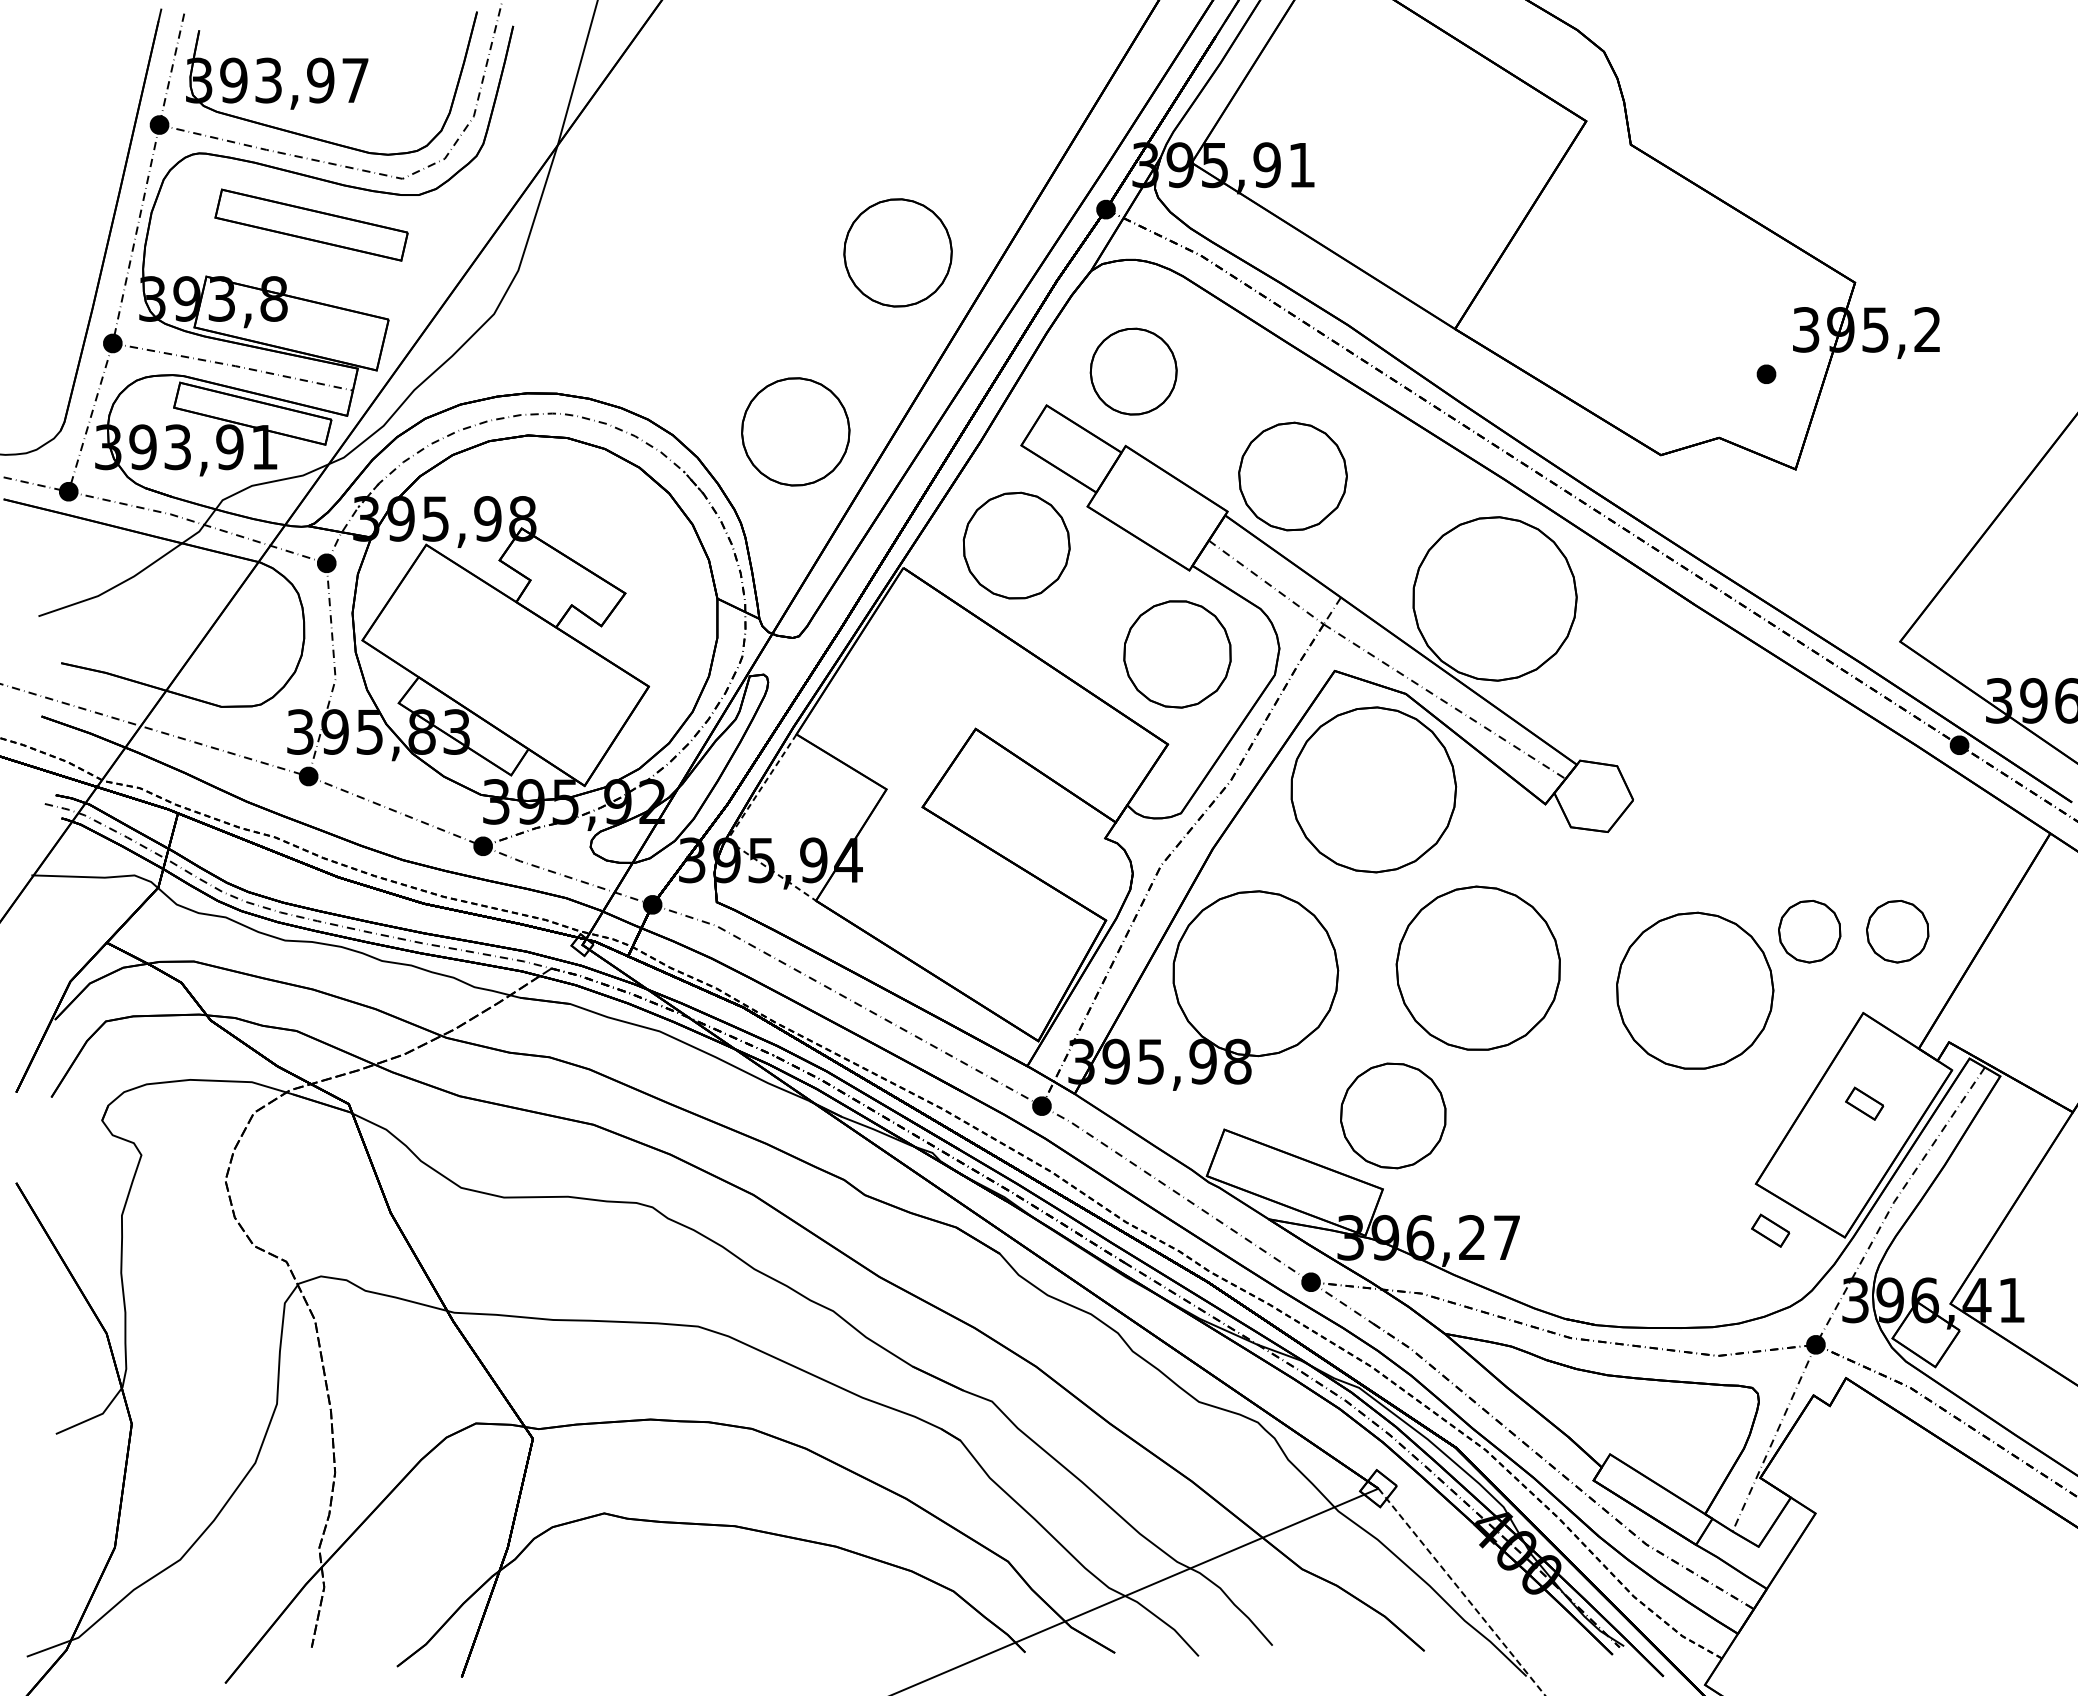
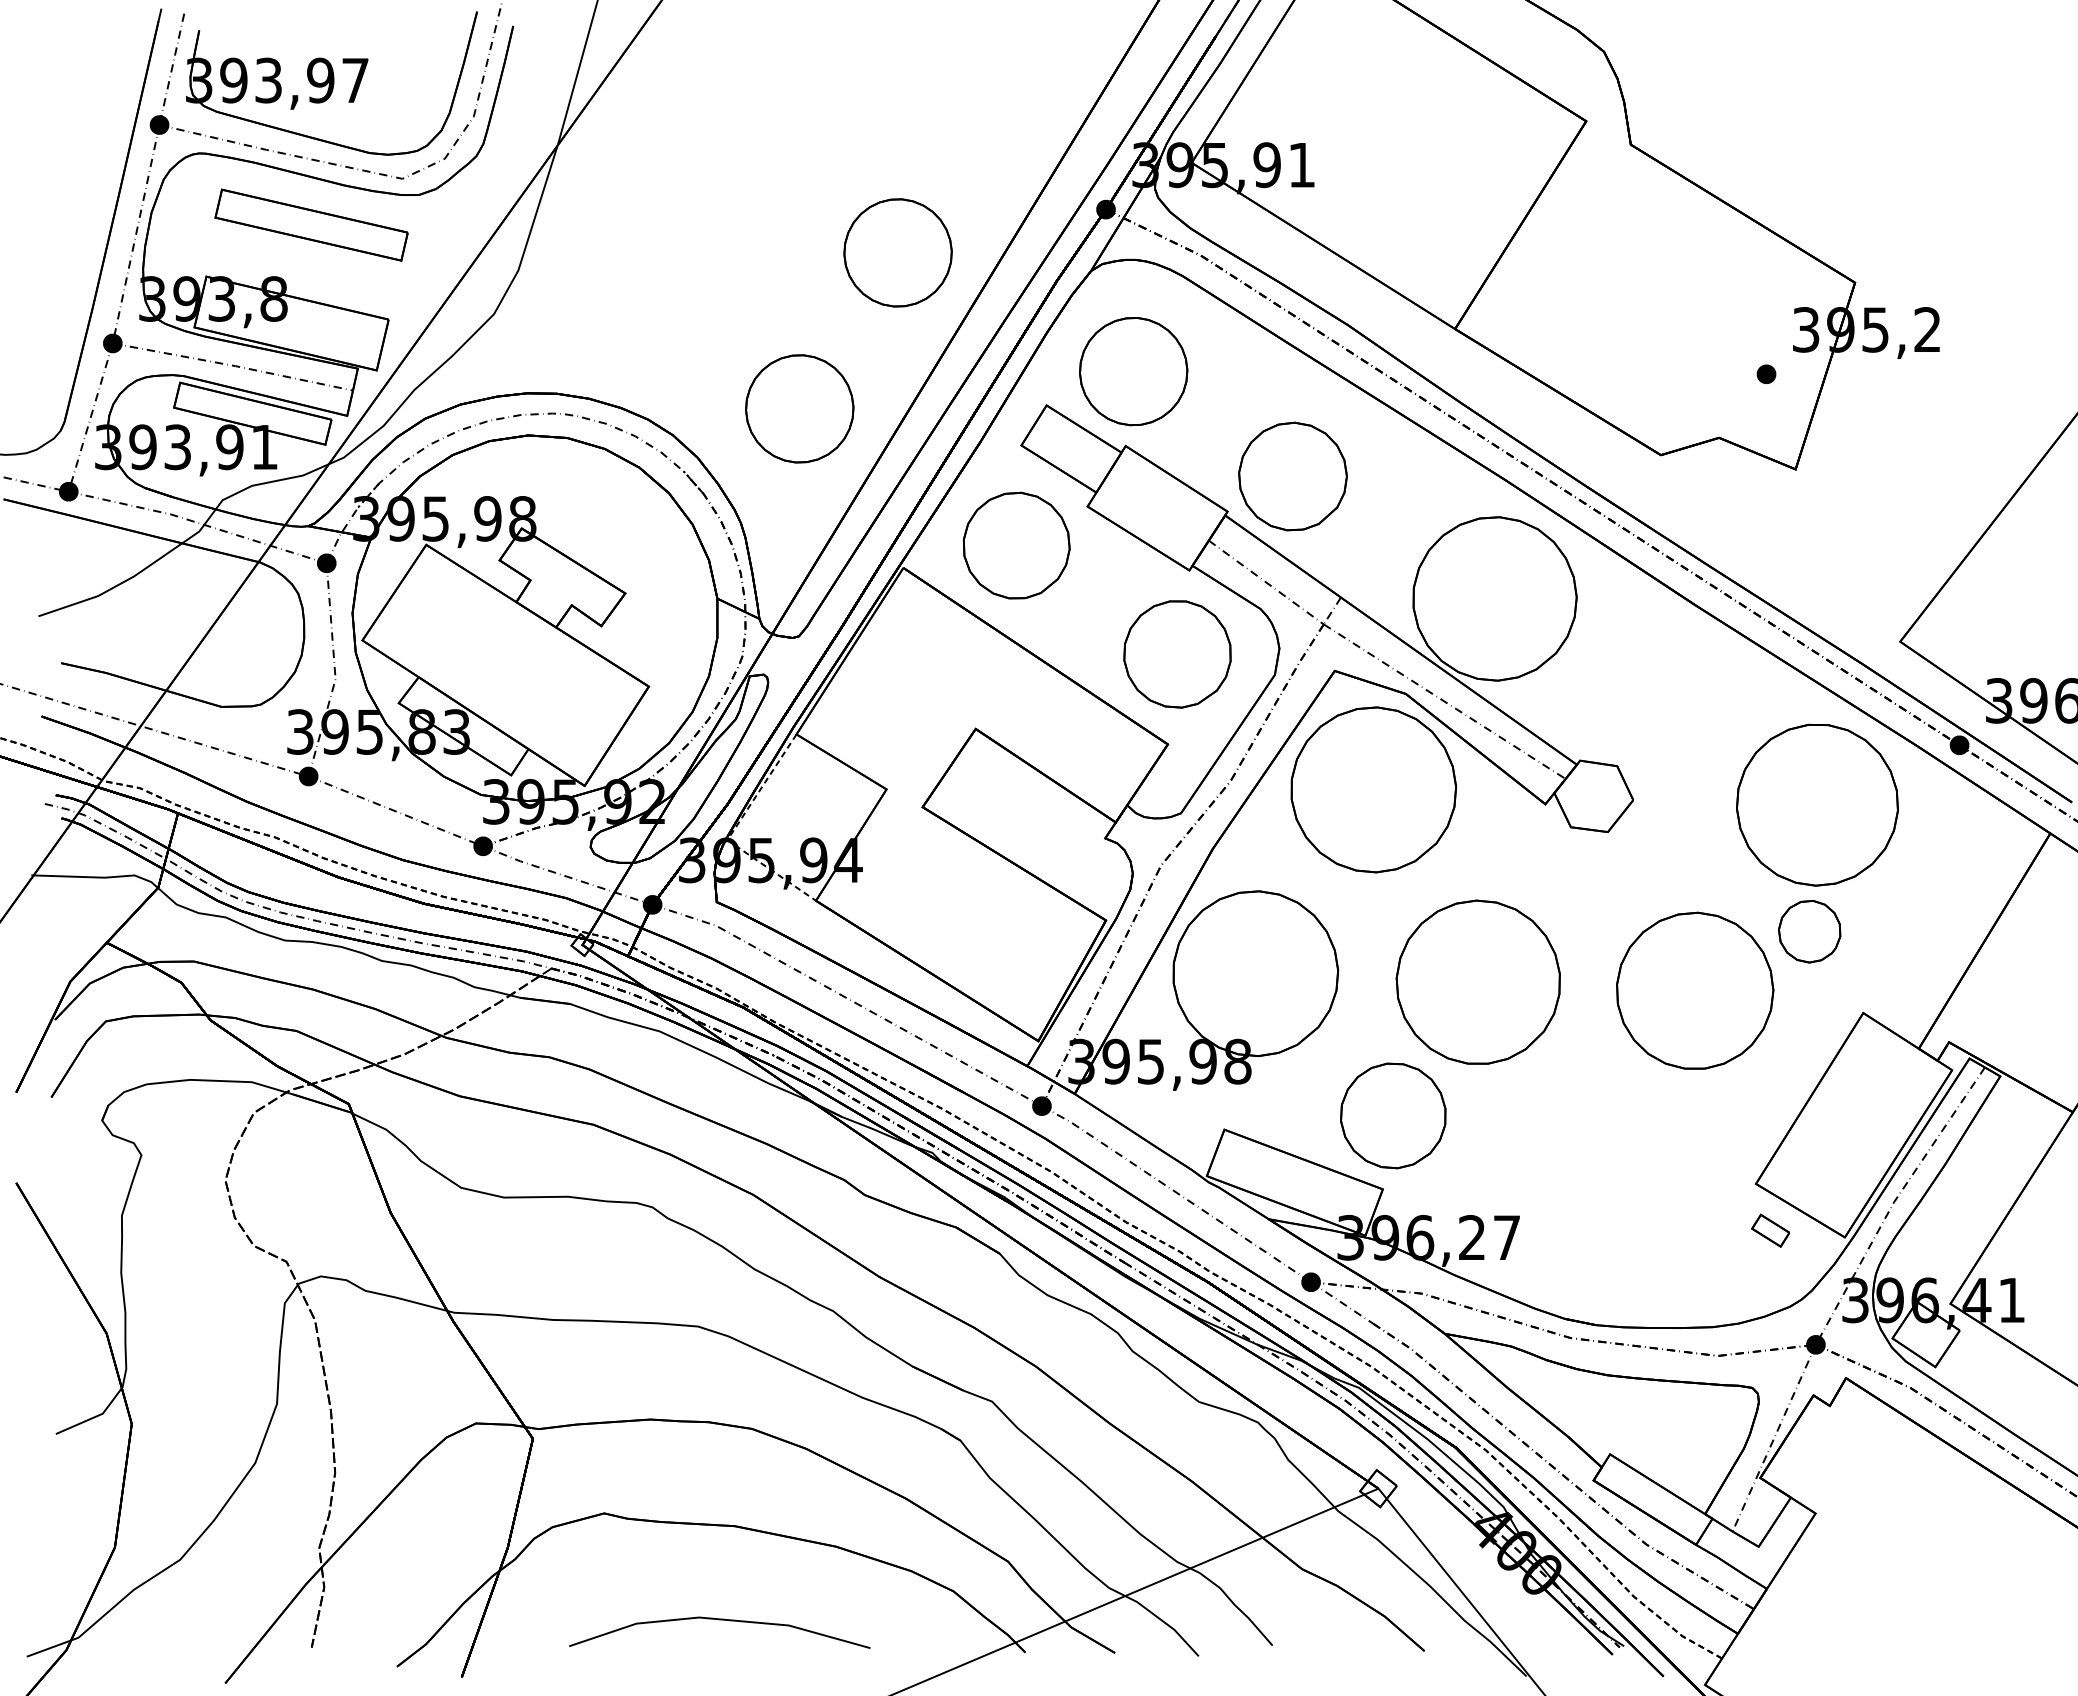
part size: 89x89 px -> 110x110 px (1133, 371)
part position: (795, 431) -> (799, 408) (799, 408)
part: none -> present (1817, 804)
part: present -> none (1897, 931)
part position: (1477, 967) -> (1477, 981) (1477, 981)
part: present -> none (1864, 1103)
line: dashed -> solid (1461, 1592)
line: none -> present (719, 1620)
